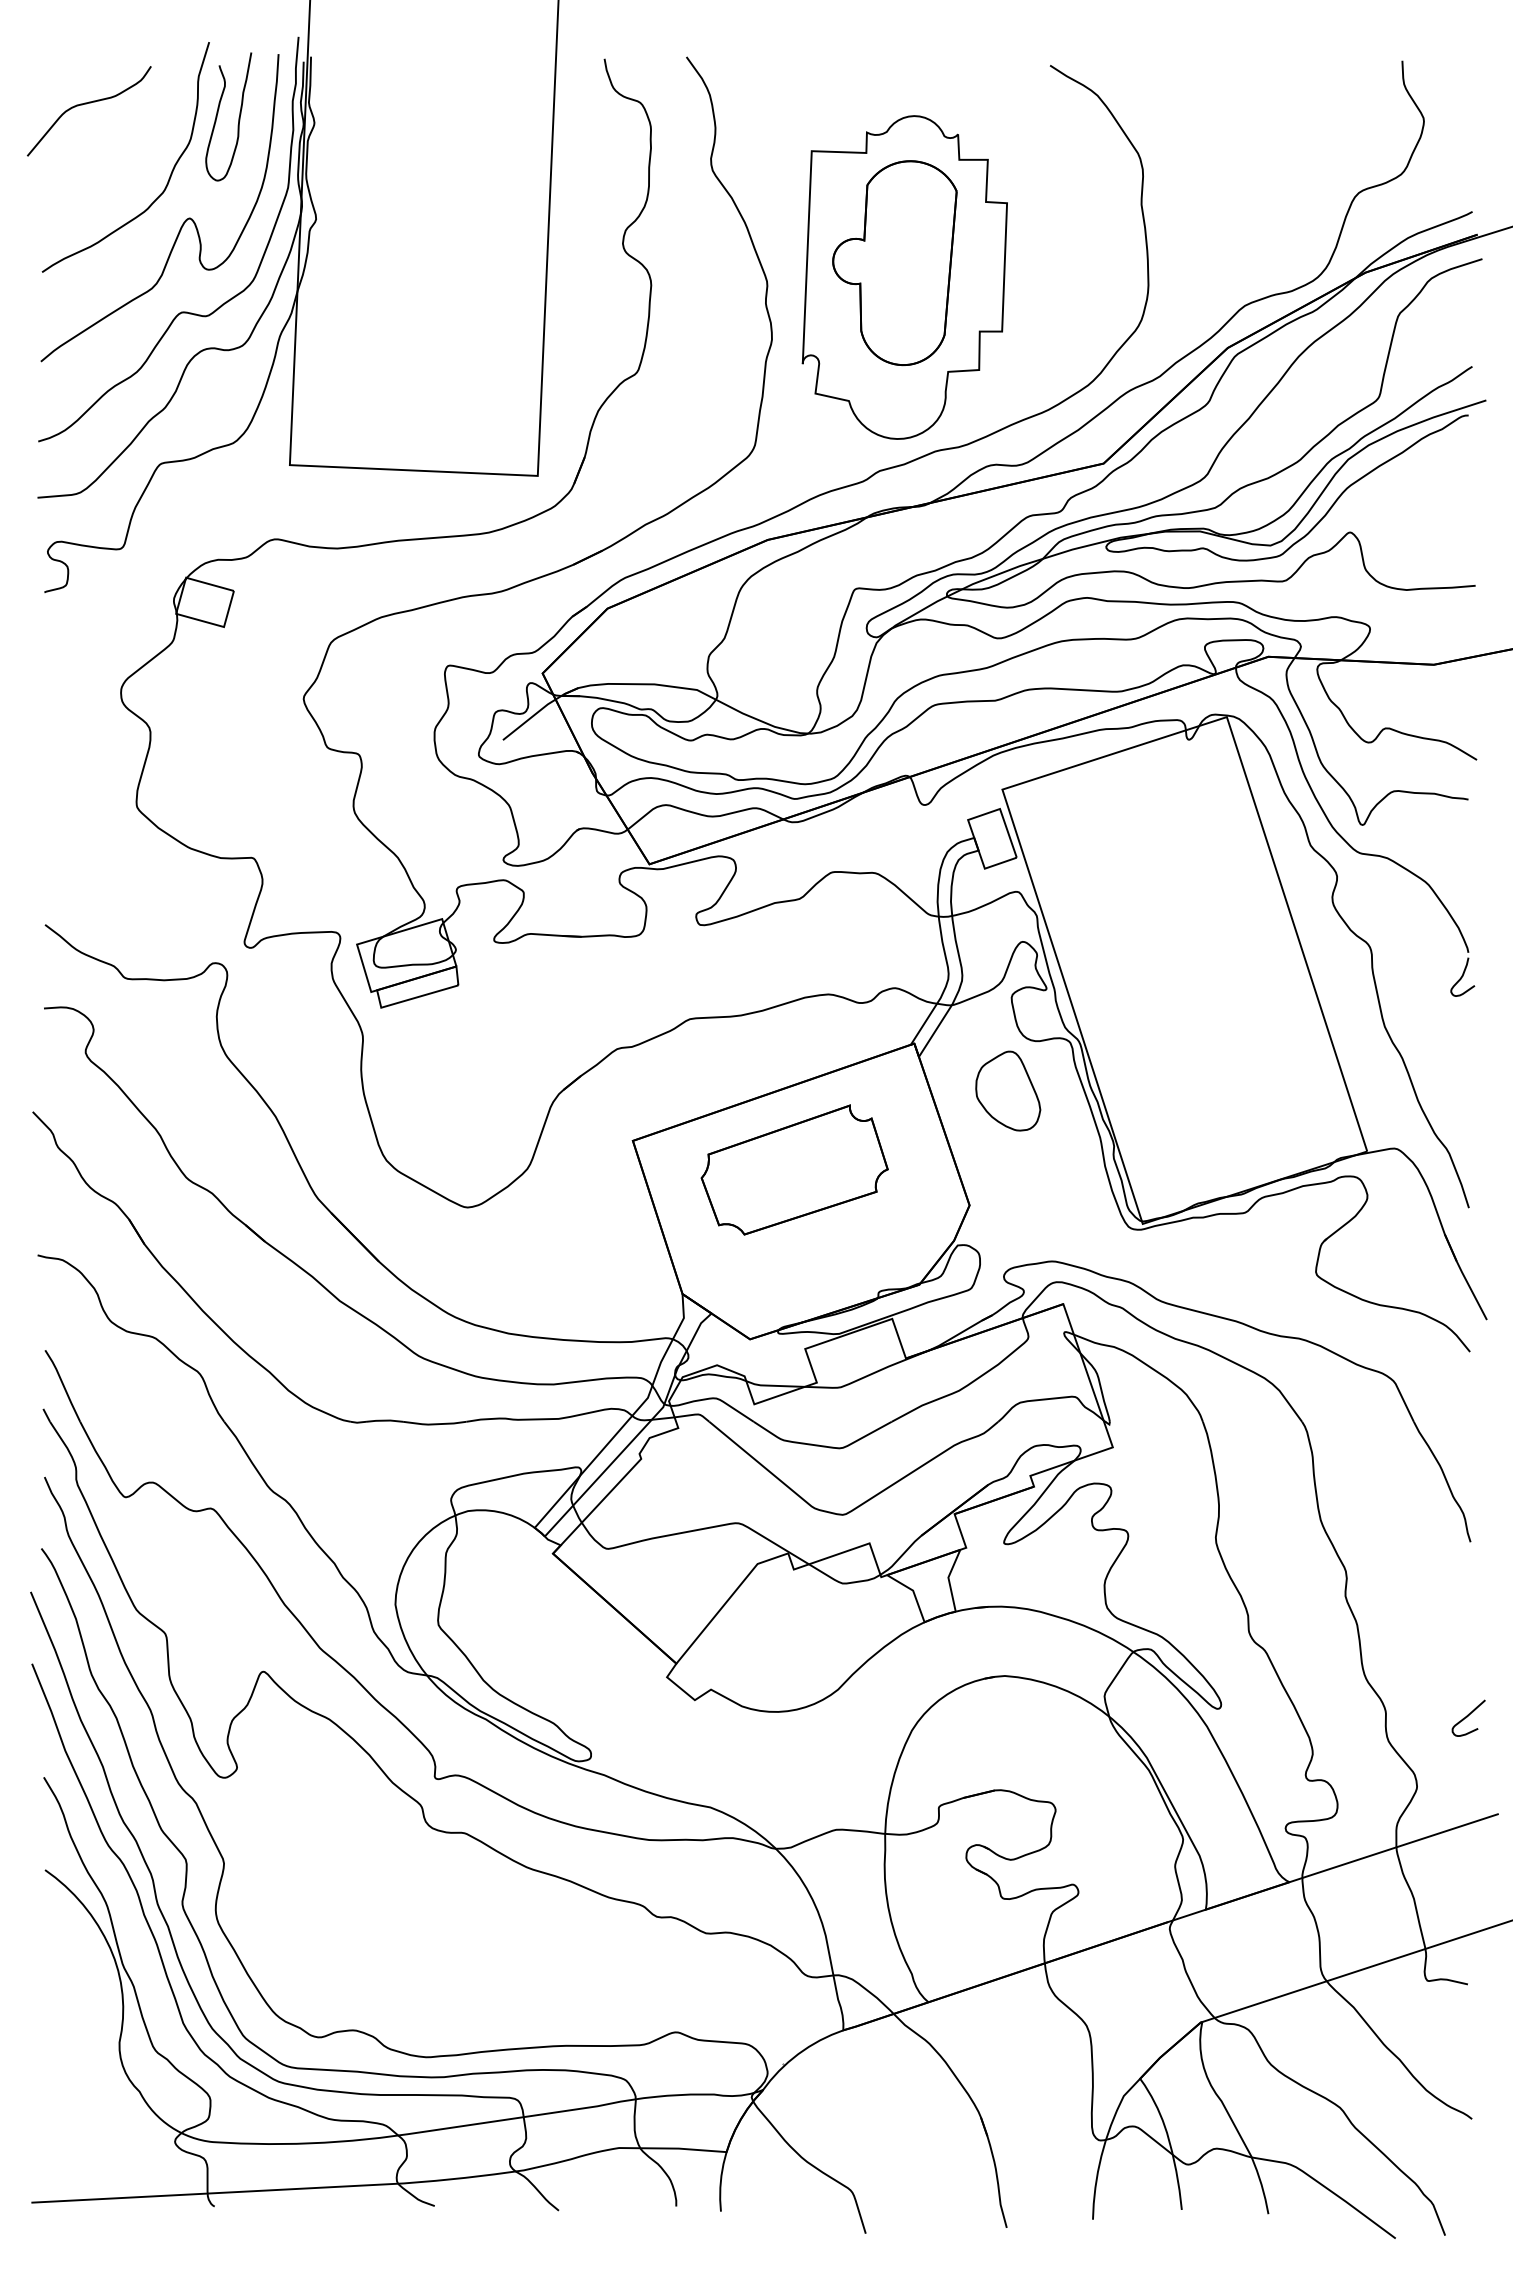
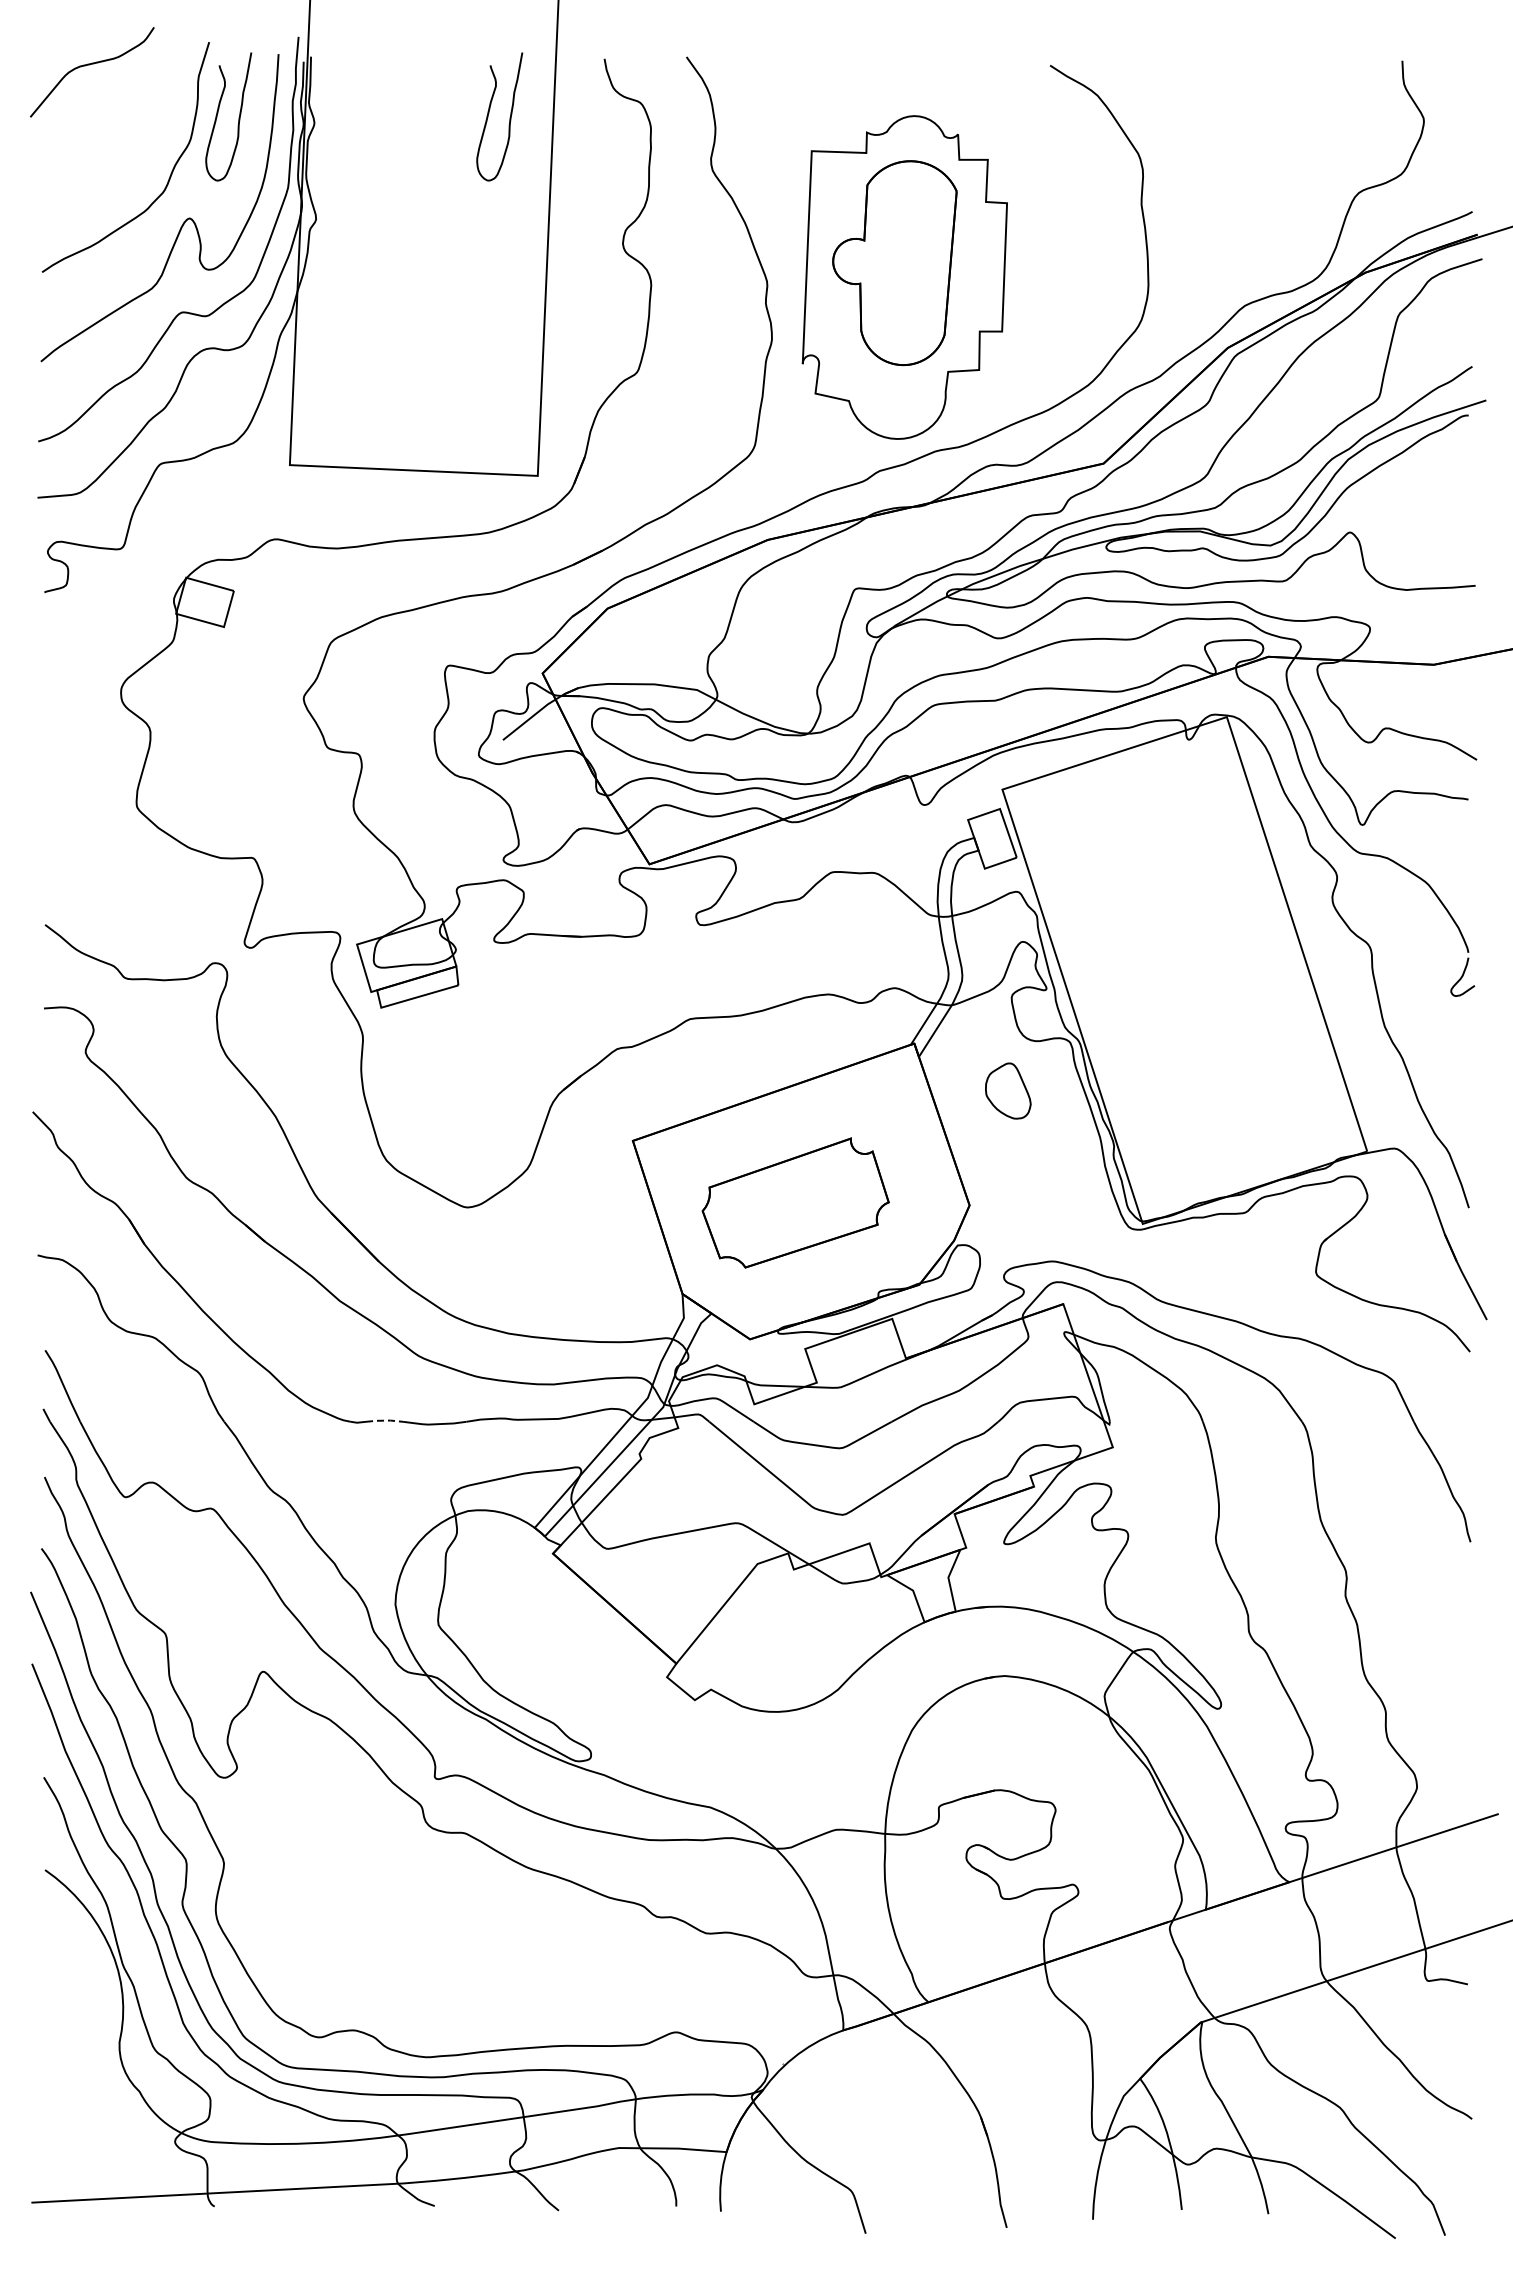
curve position: (86, 104) -> (89, 65) (89, 65)
curve: none -> present (509, 117)
part size: 67x82 px -> 47x58 px (1008, 1090)
part position: (794, 1169) -> (795, 1202) (795, 1202)
line: solid -> dashed (384, 1420)
curve: present -> none (1468, 1716)
